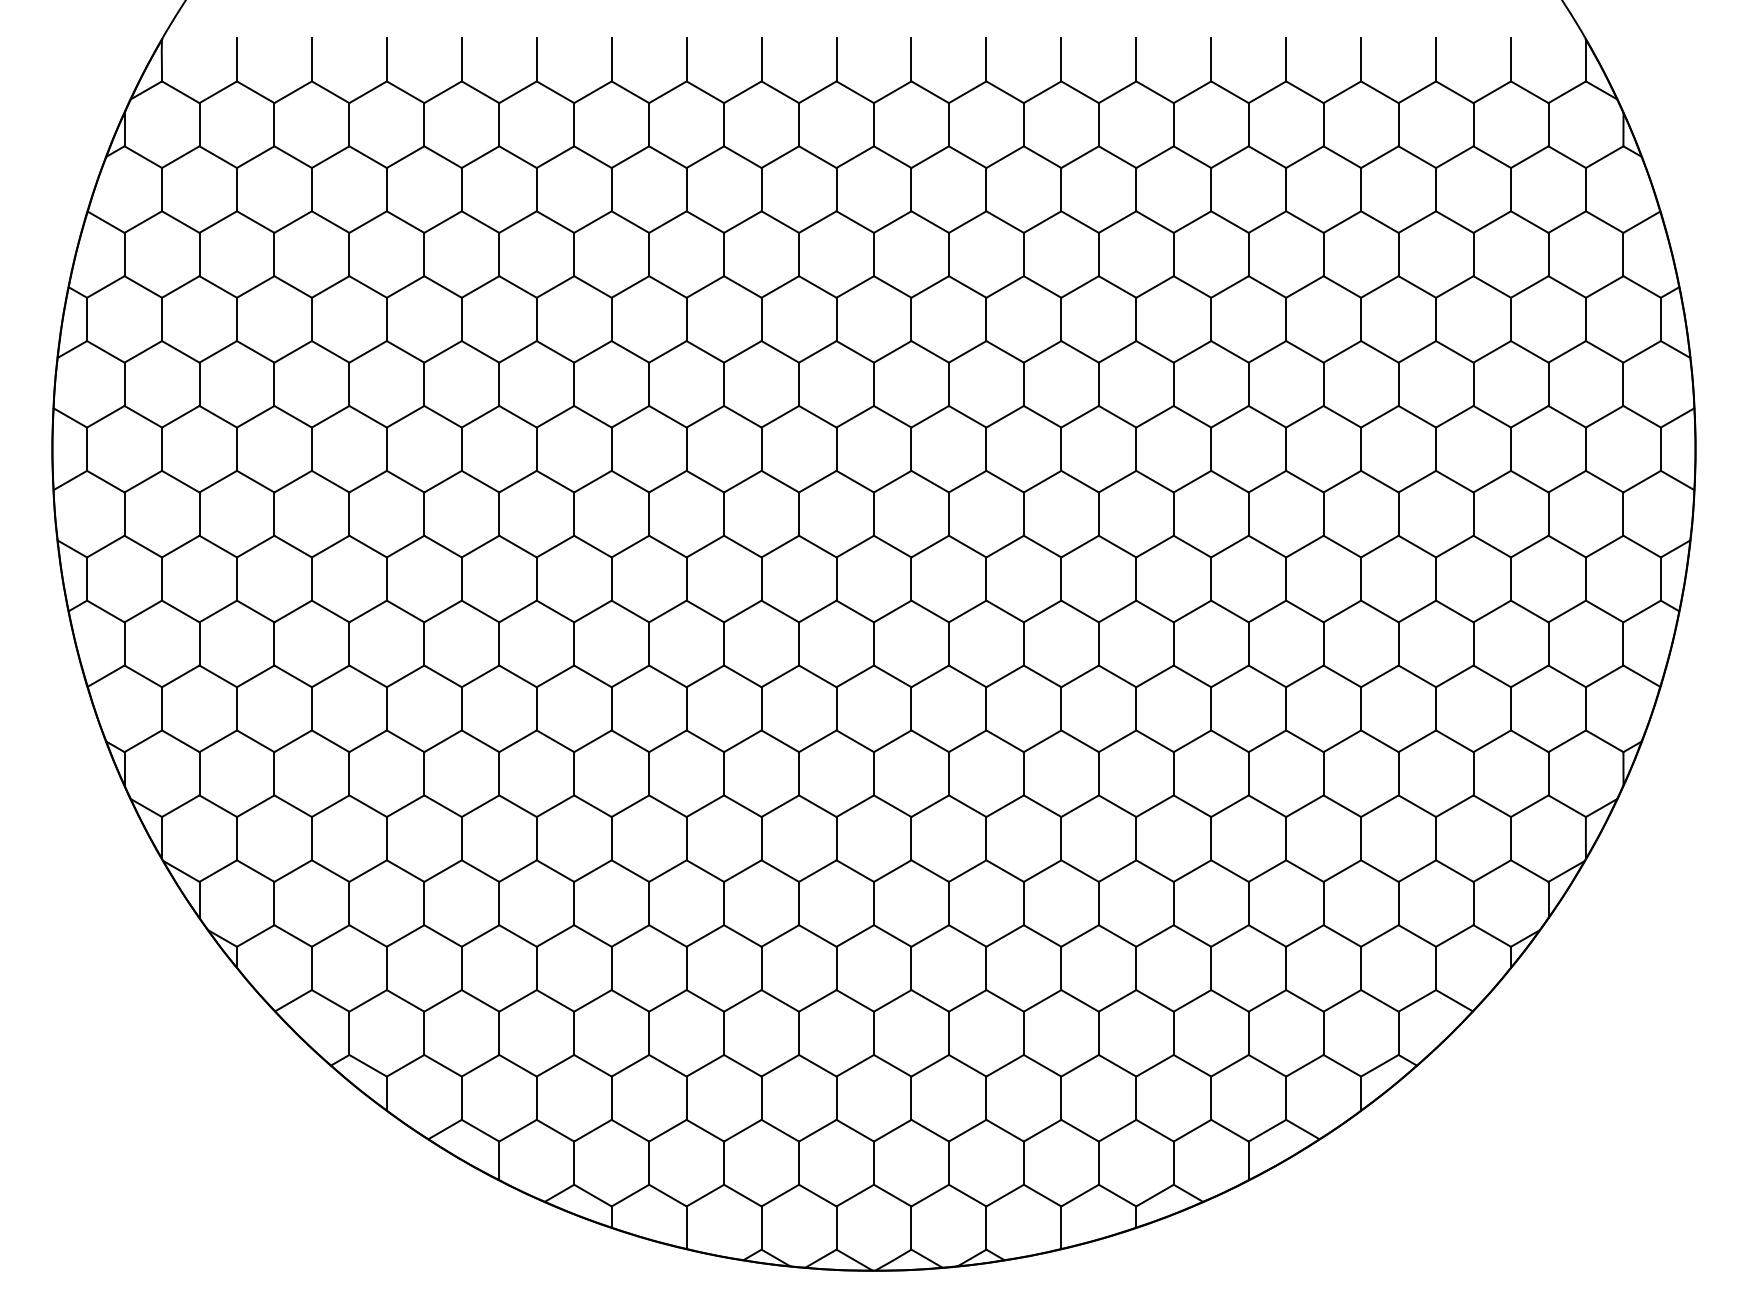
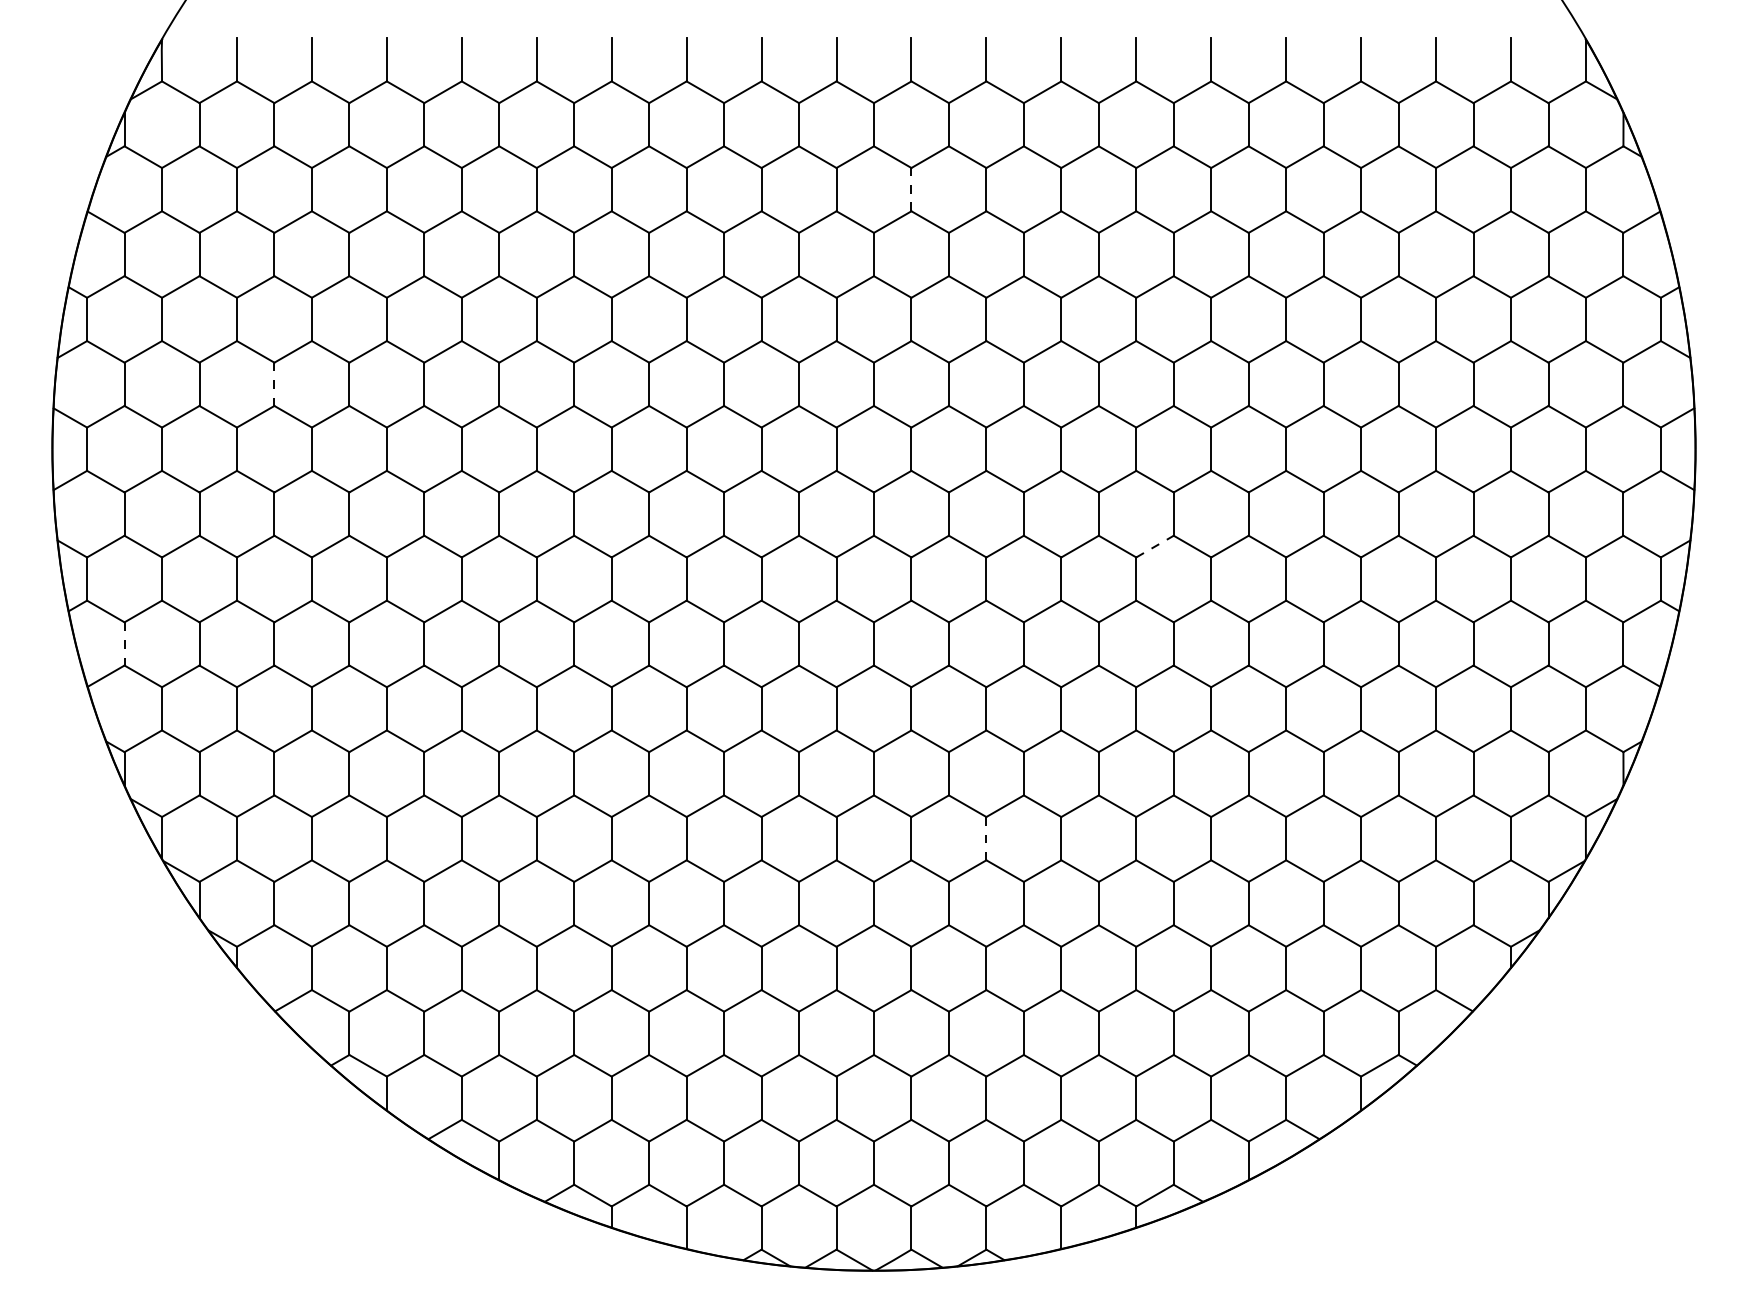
line: solid -> dashed (911, 189)
line: solid -> dashed (274, 384)
line: solid -> dashed (1155, 546)
line: solid -> dashed (124, 643)
line: solid -> dashed (986, 838)
